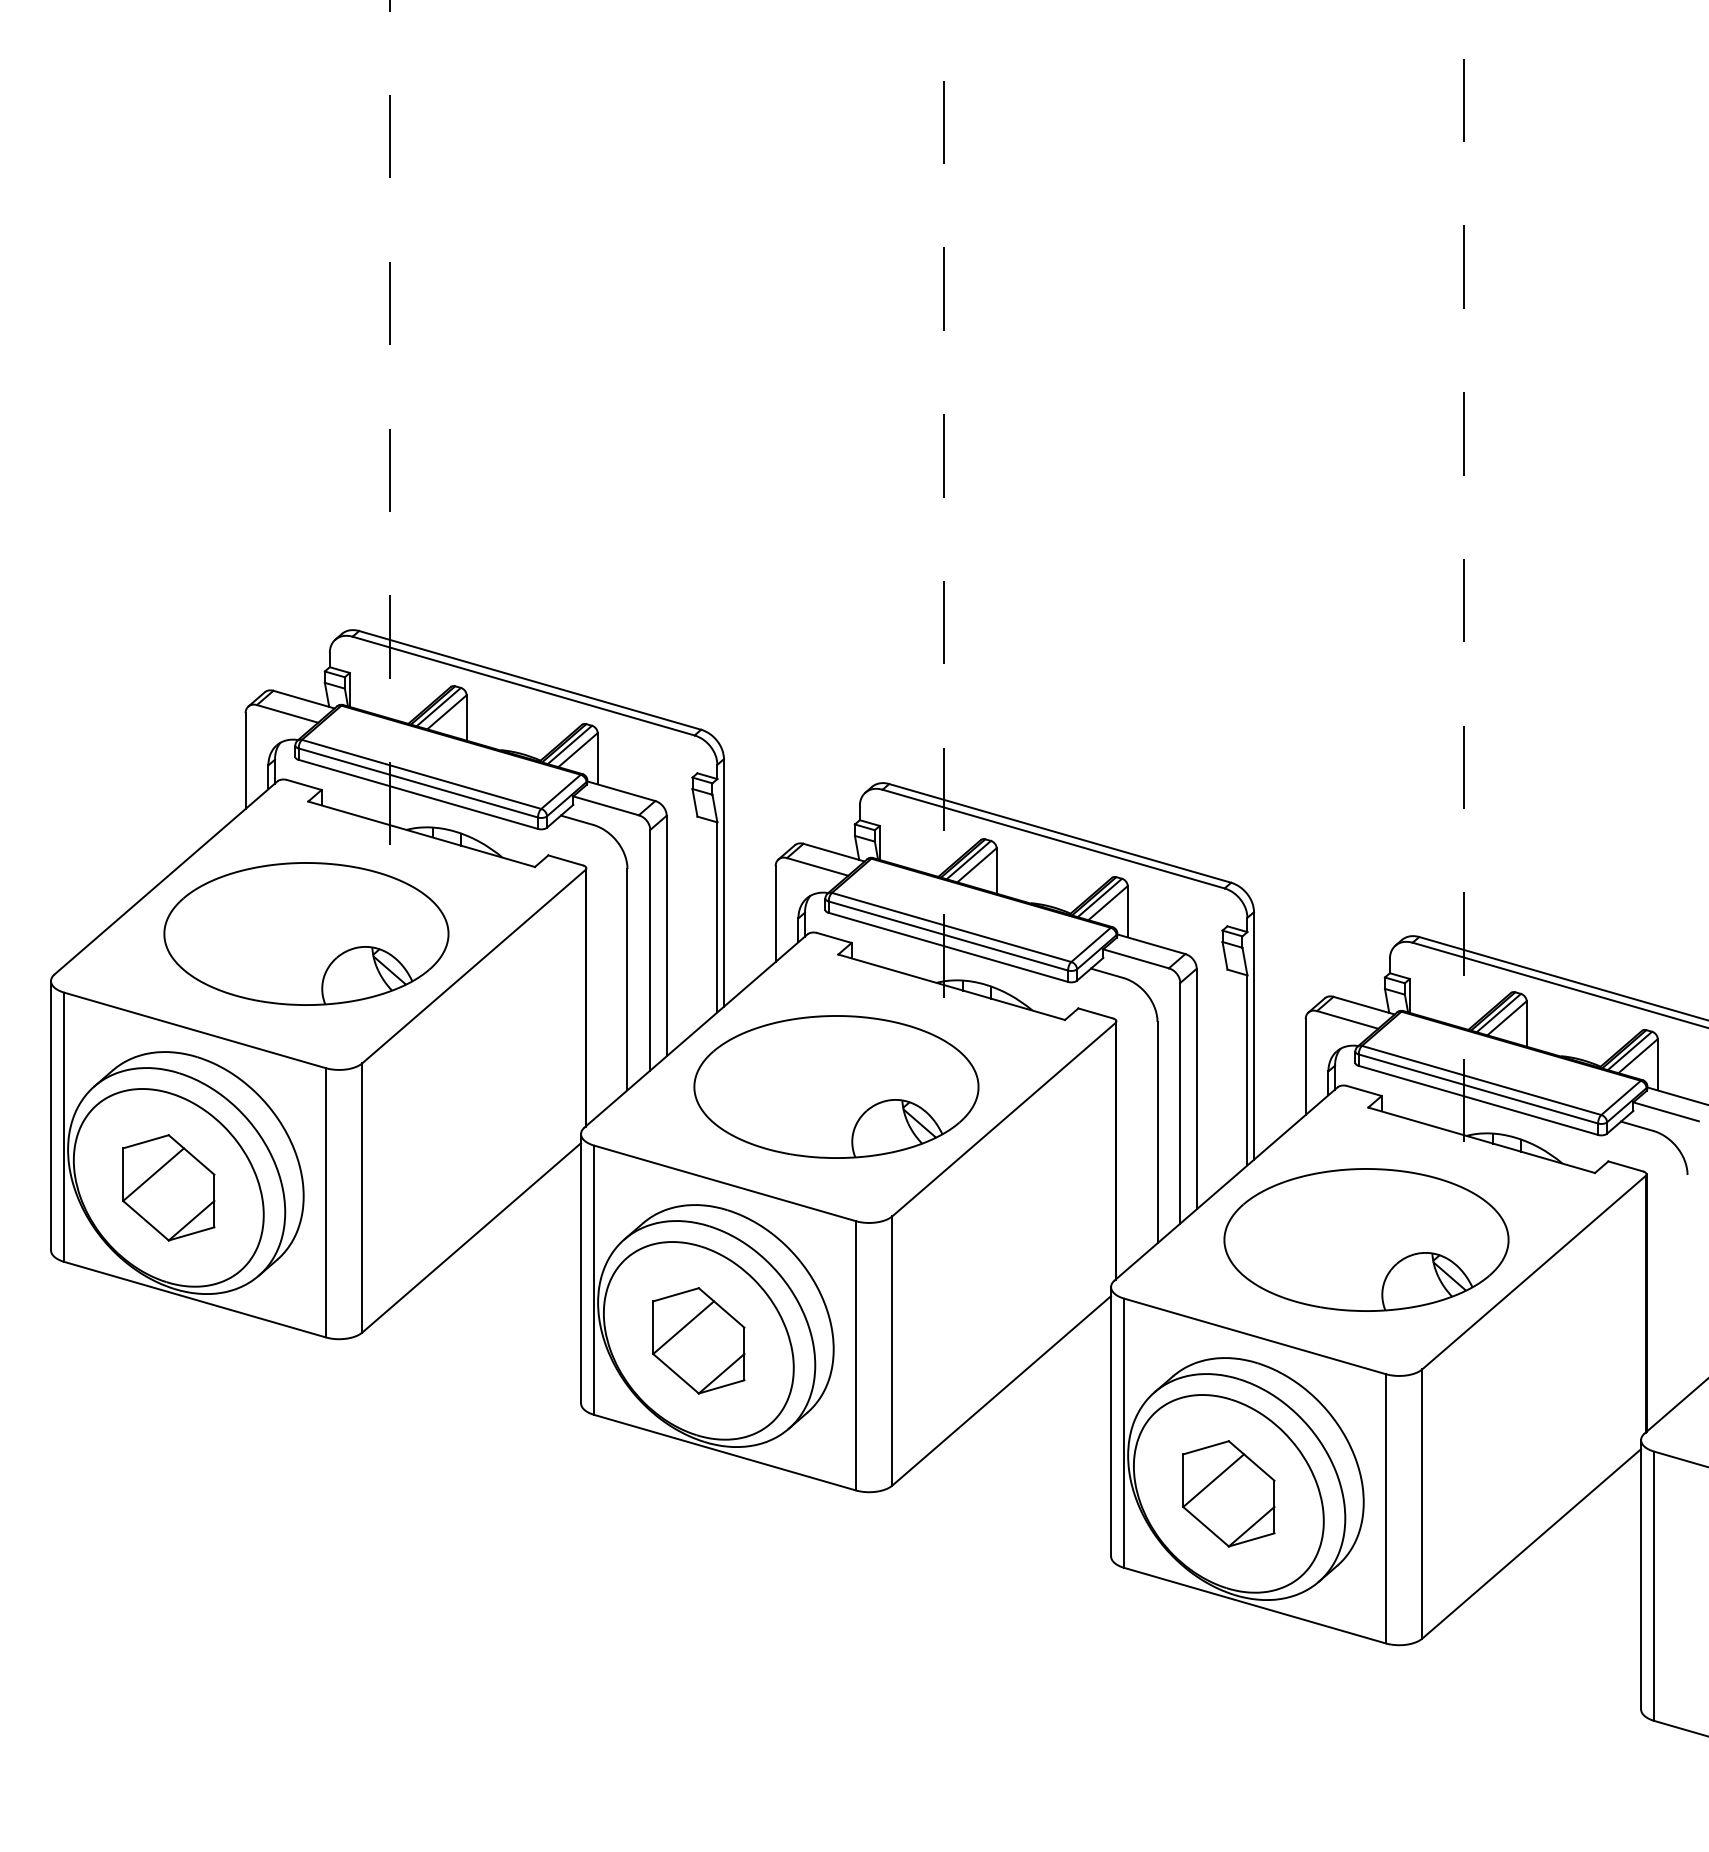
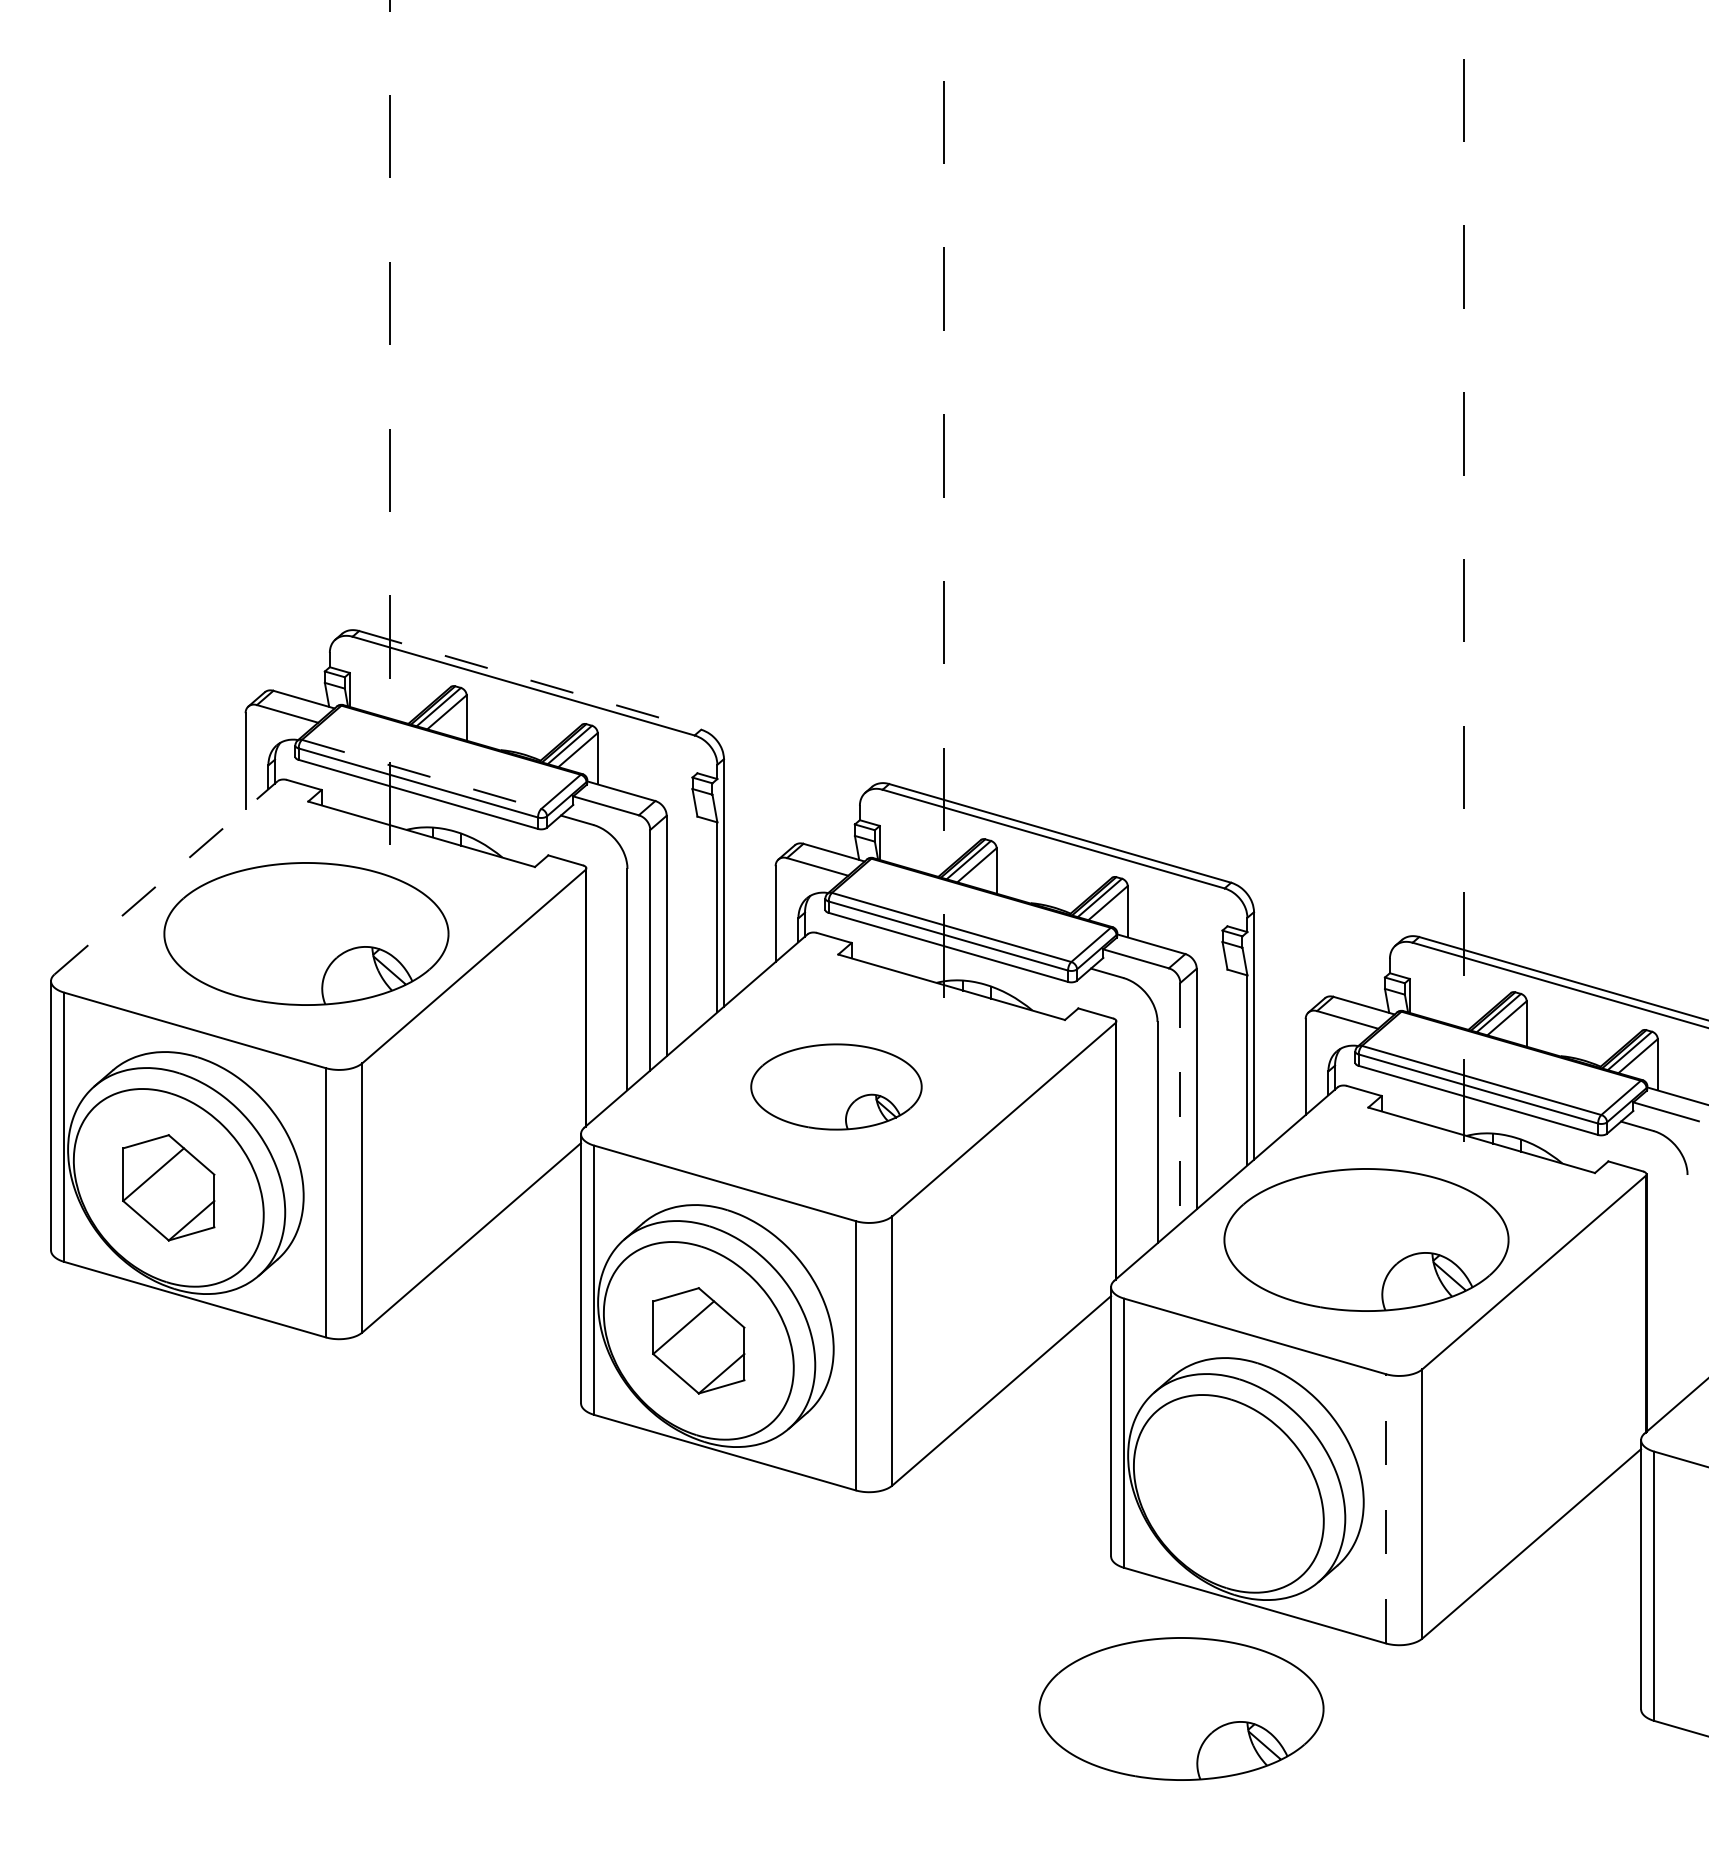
line: solid -> dashed (530, 680)
line: solid -> dashed (421, 774)
line: solid -> dashed (166, 877)
part size: 287x144 px -> 173x88 px (836, 1086)
line: solid -> dashed (1180, 1103)
part: present -> none (1228, 1493)
line: solid -> dashed (1385, 1508)
part: none -> present (1181, 1708)
